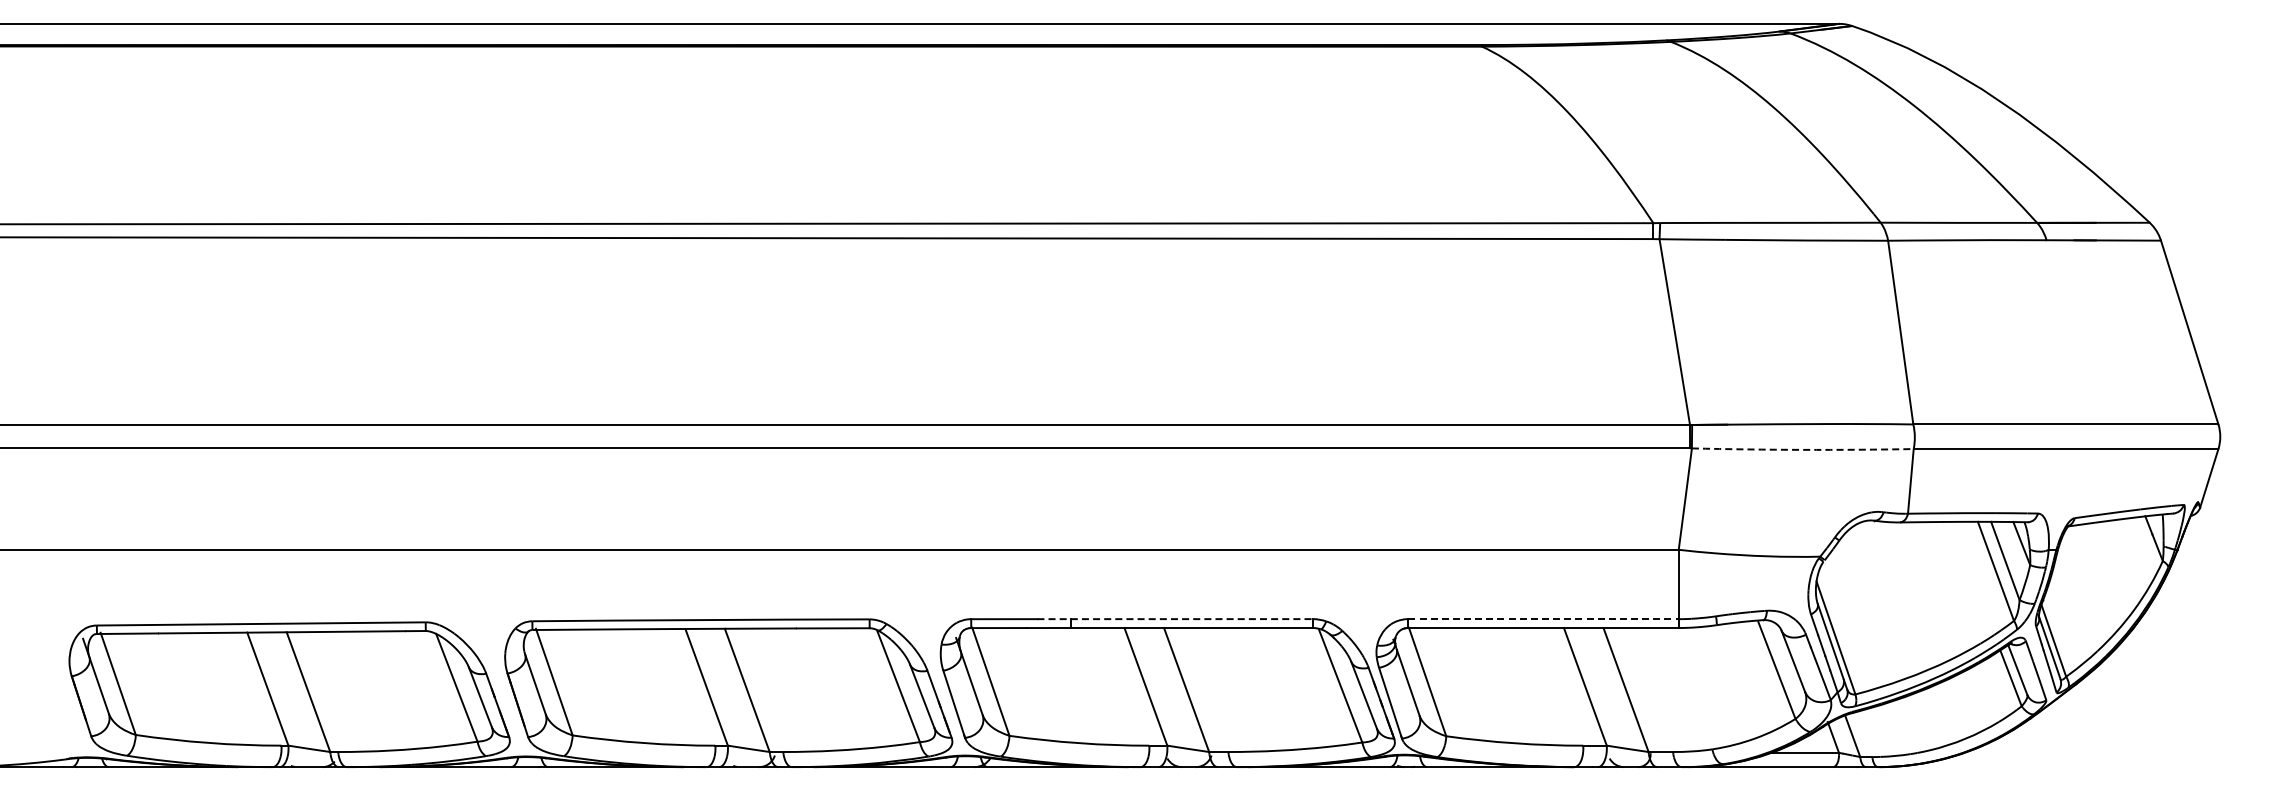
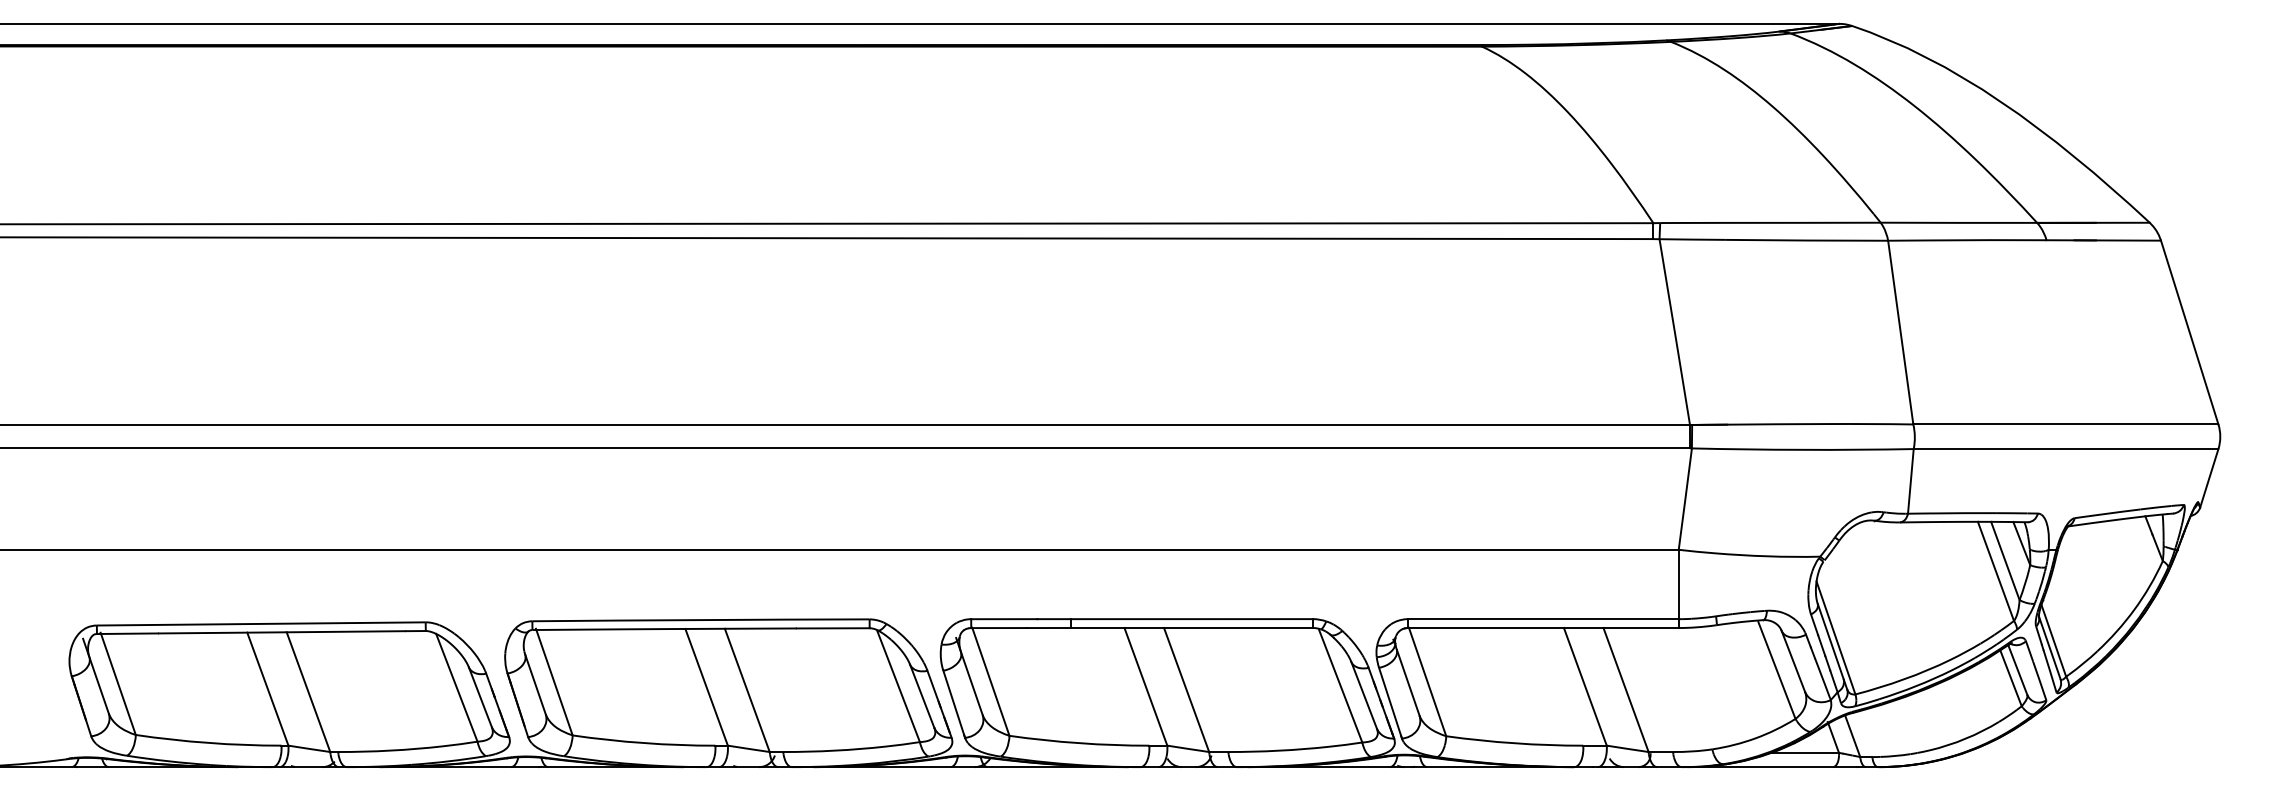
arc: dashed -> solid (1802, 449)
line: dashed -> solid (1175, 619)
line: dashed -> solid (1544, 619)
